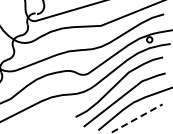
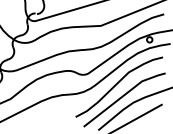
line: dashed -> solid (135, 119)
